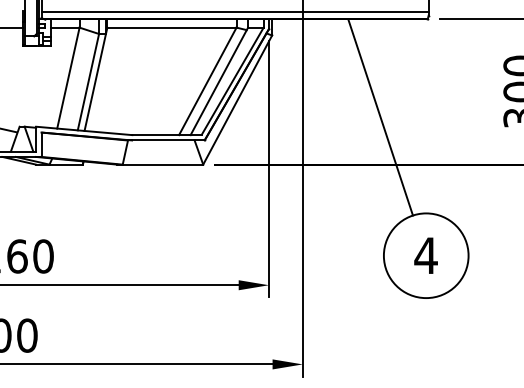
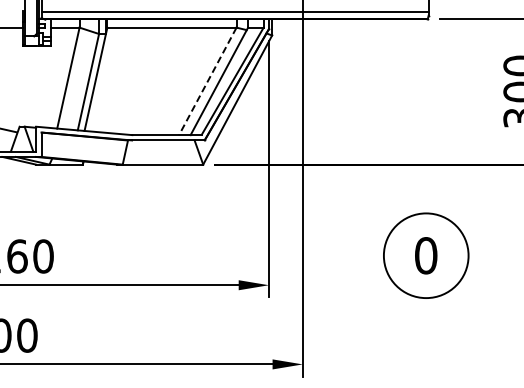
line: solid -> dashed (207, 81)
line: present -> none (380, 117)
text: 4 -> 0 (425, 255)
